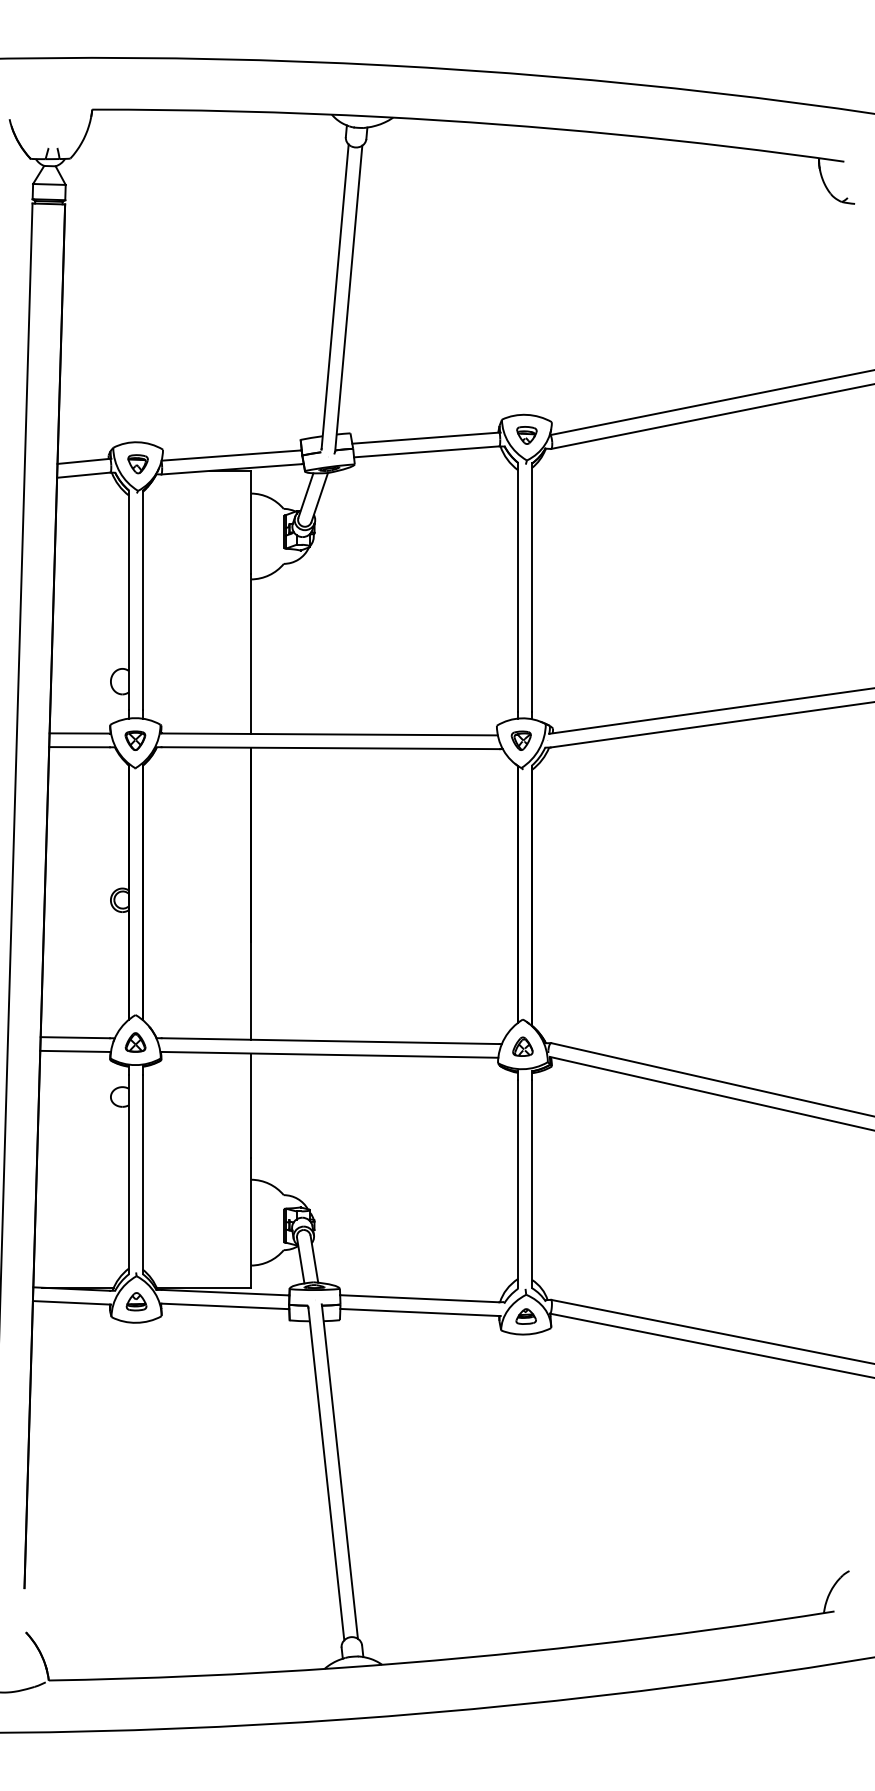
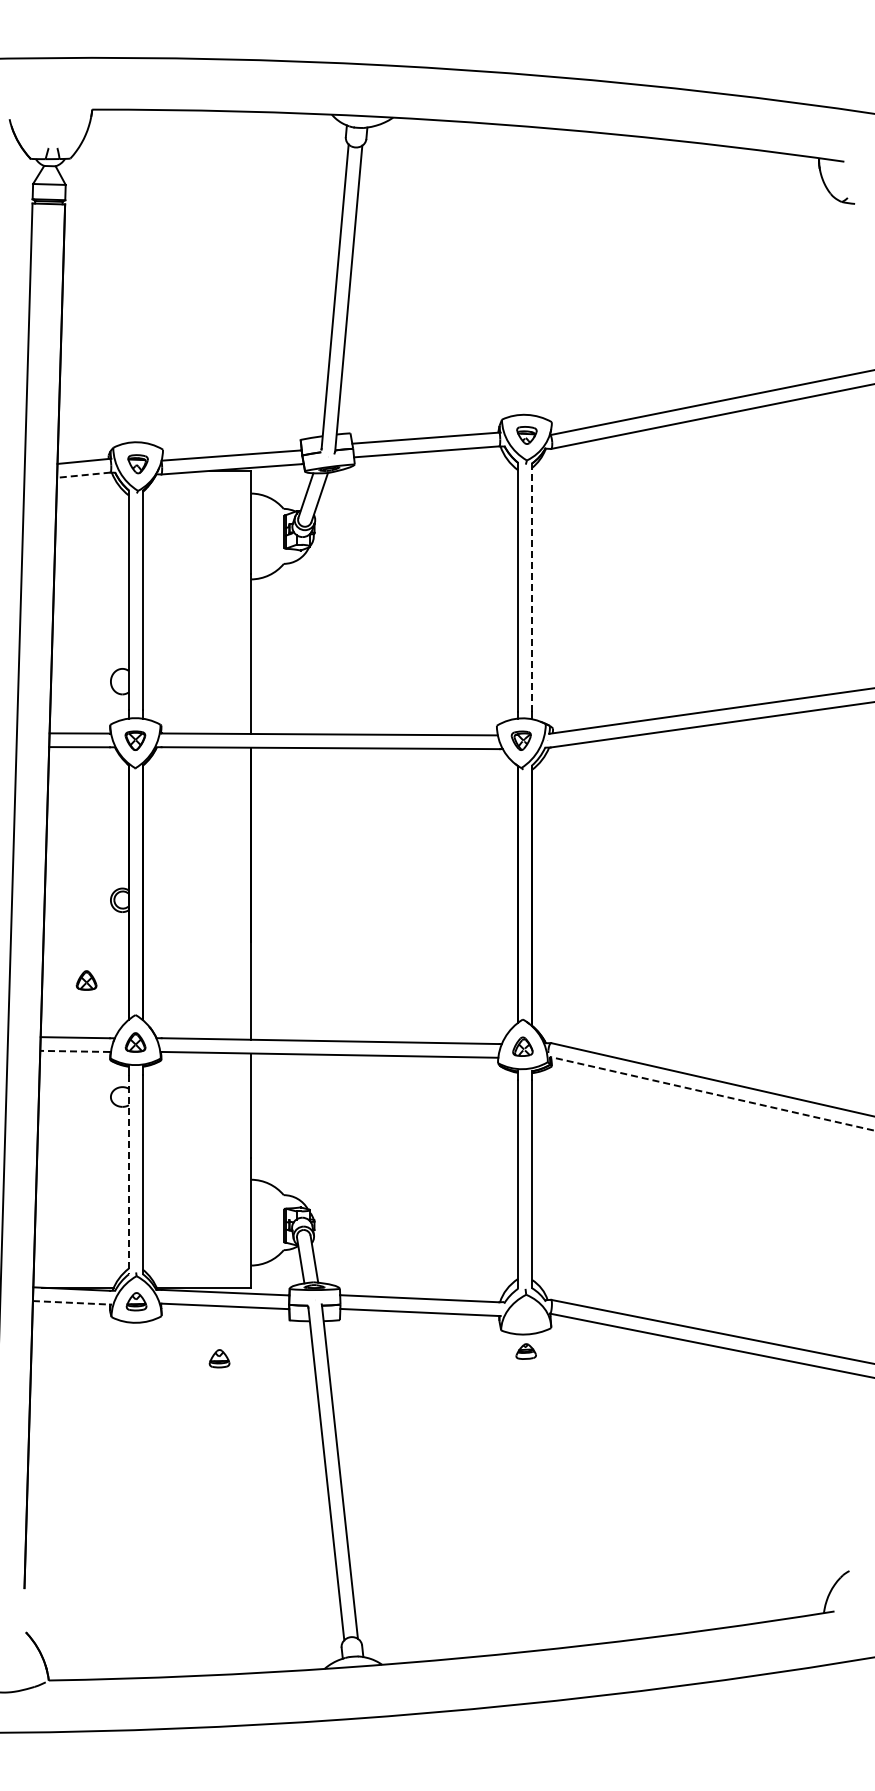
line: solid -> dashed (83, 475)
line: solid -> dashed (531, 587)
part: none -> present (86, 980)
line: solid -> dashed (75, 1051)
line: solid -> dashed (711, 1093)
line: solid -> dashed (128, 1174)
line: solid -> dashed (71, 1302)
part position: (525, 1316) -> (525, 1351) (525, 1351)
part: none -> present (219, 1358)
